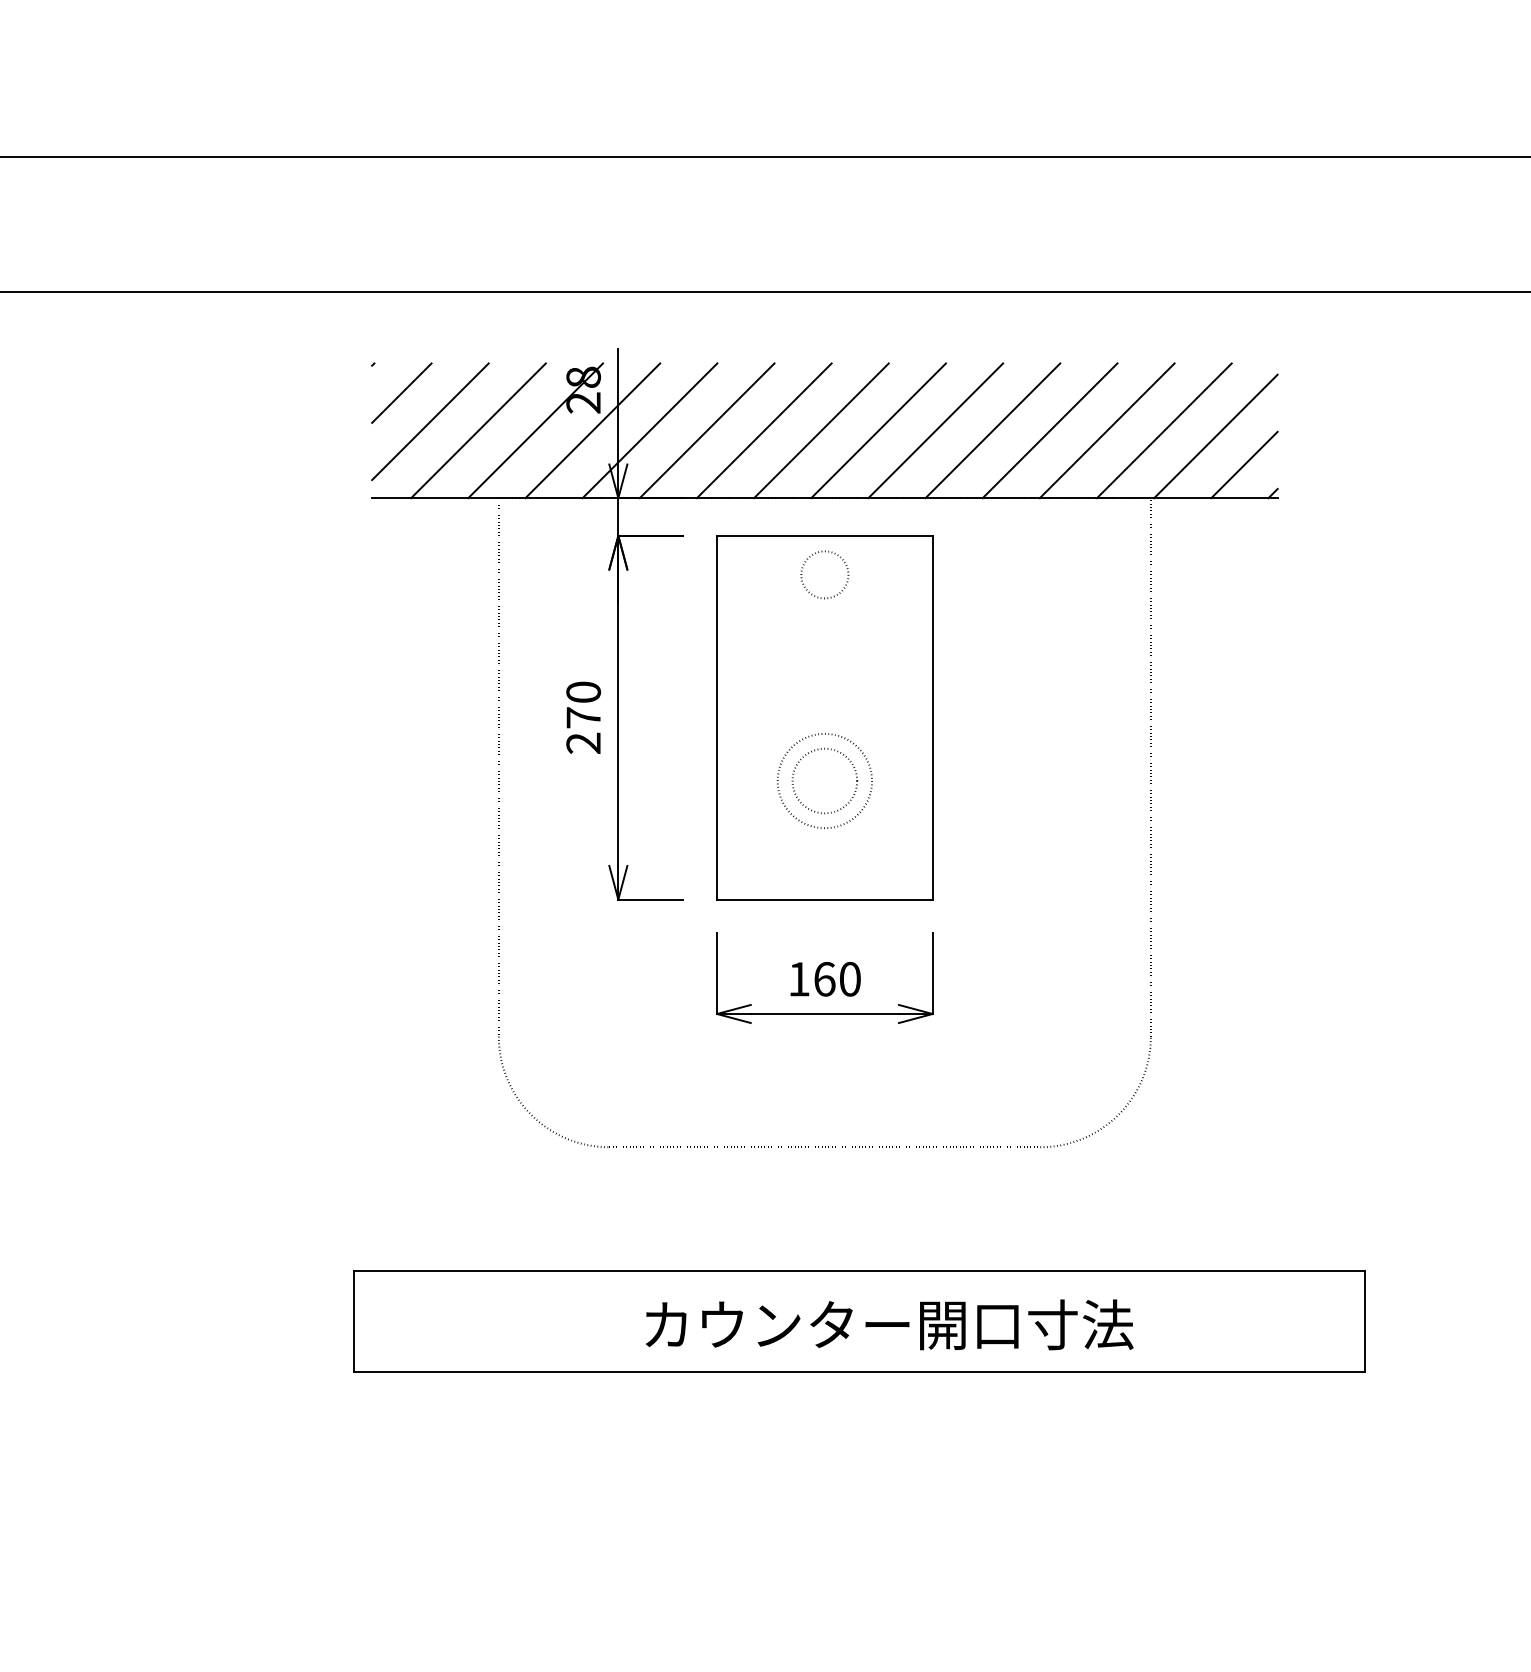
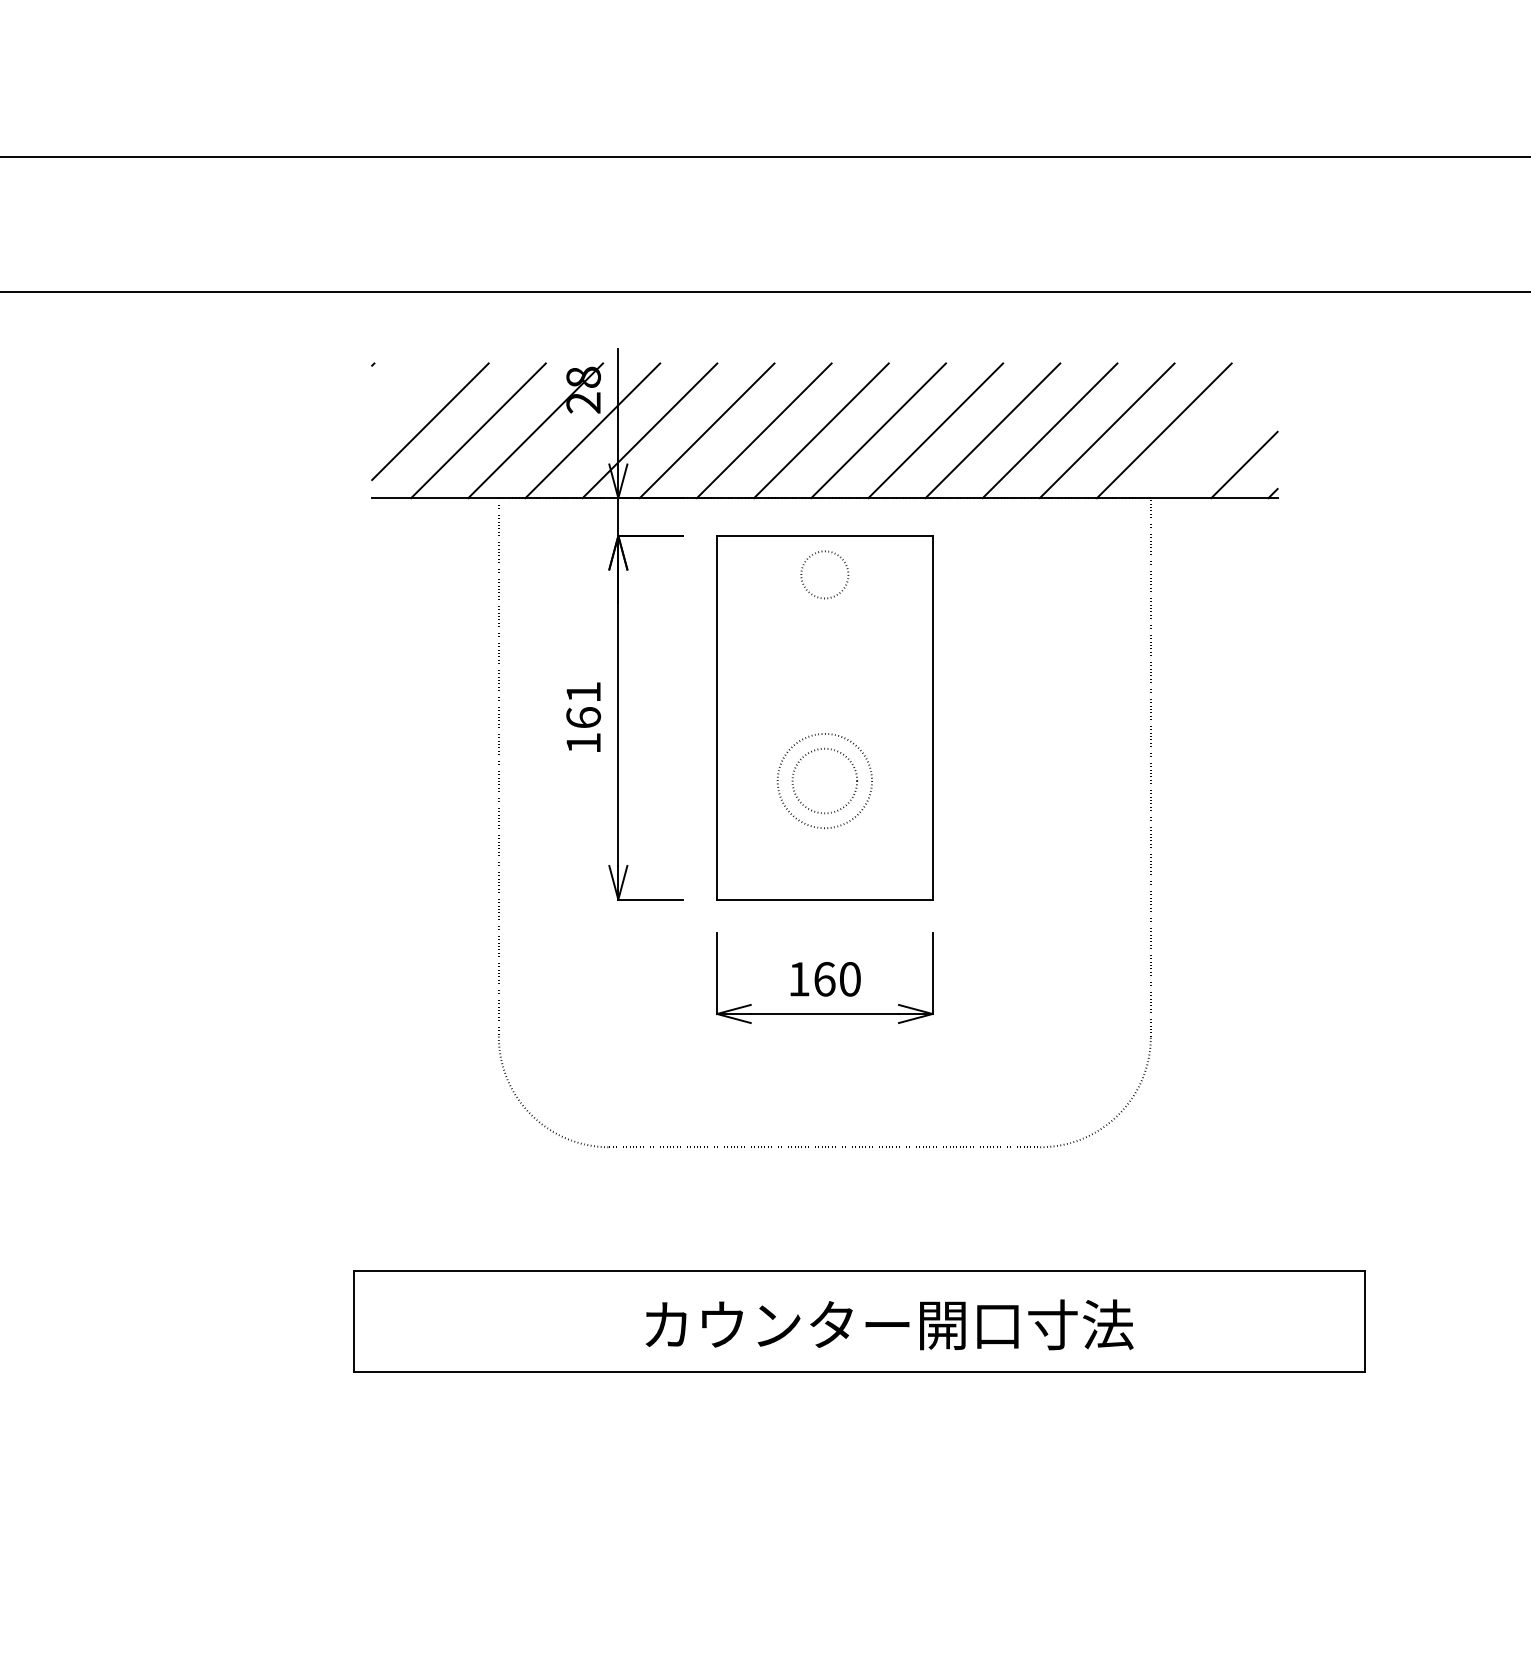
line: present -> none (401, 392)
line: present -> none (1215, 436)
text: 270 -> 161 (583, 717)
